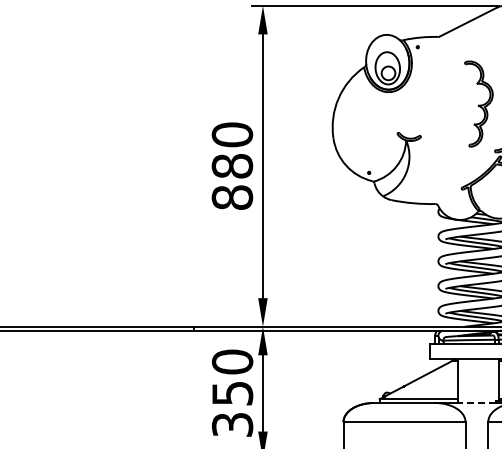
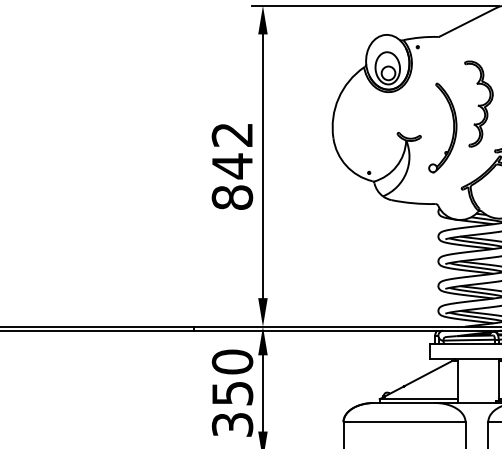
part: none -> present (453, 127)
text: 880 -> 842 (232, 150)
line: dashed -> solid (476, 402)
